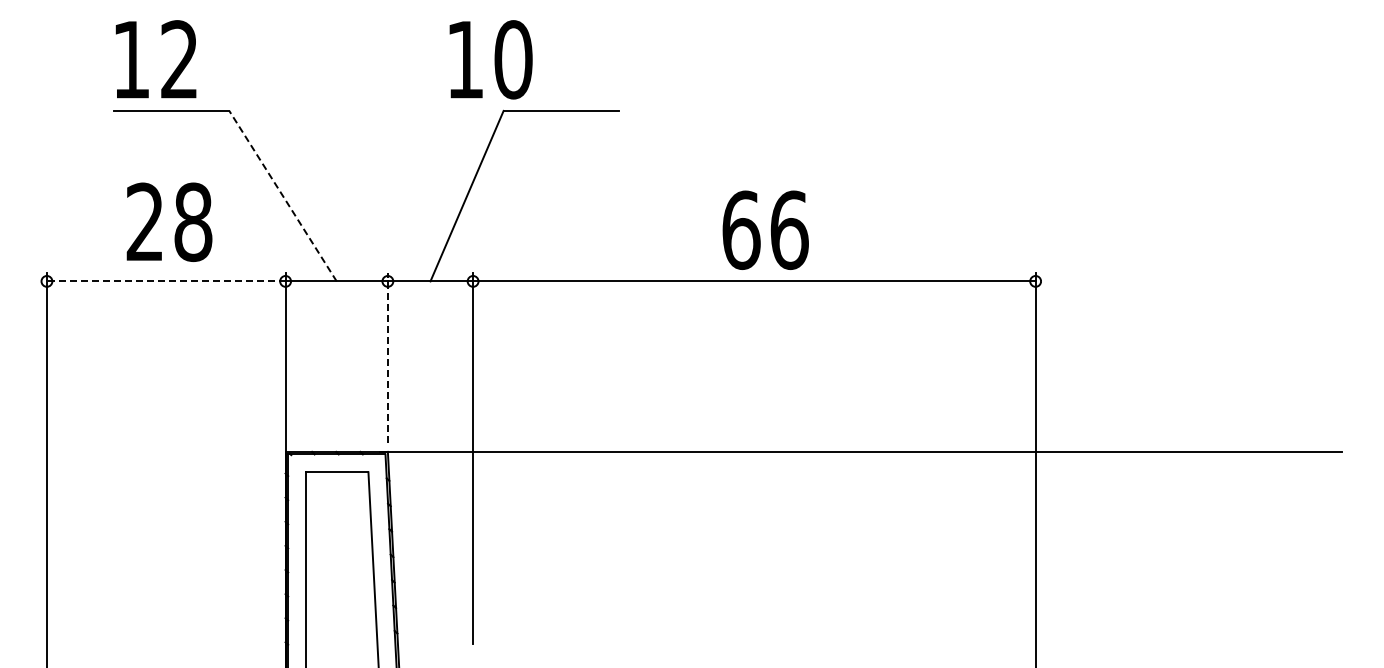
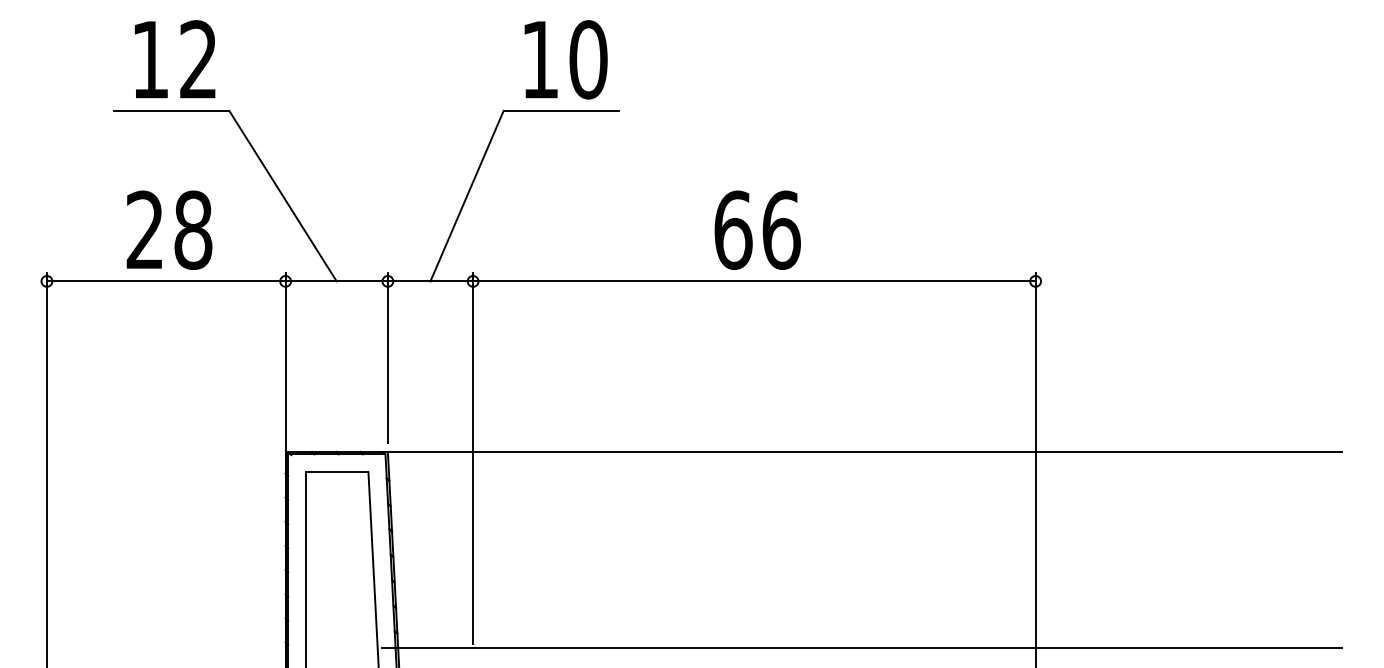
text position: (155, 59) -> (174, 59) (174, 59)
text position: (490, 59) -> (565, 59) (565, 59)
line: dashed -> solid (283, 196)
text position: (169, 221) -> (169, 229) (169, 229)
text position: (765, 229) -> (757, 229) (757, 229)
line: dashed -> solid (165, 281)
line: dashed -> solid (387, 357)
line: none -> present (862, 647)
